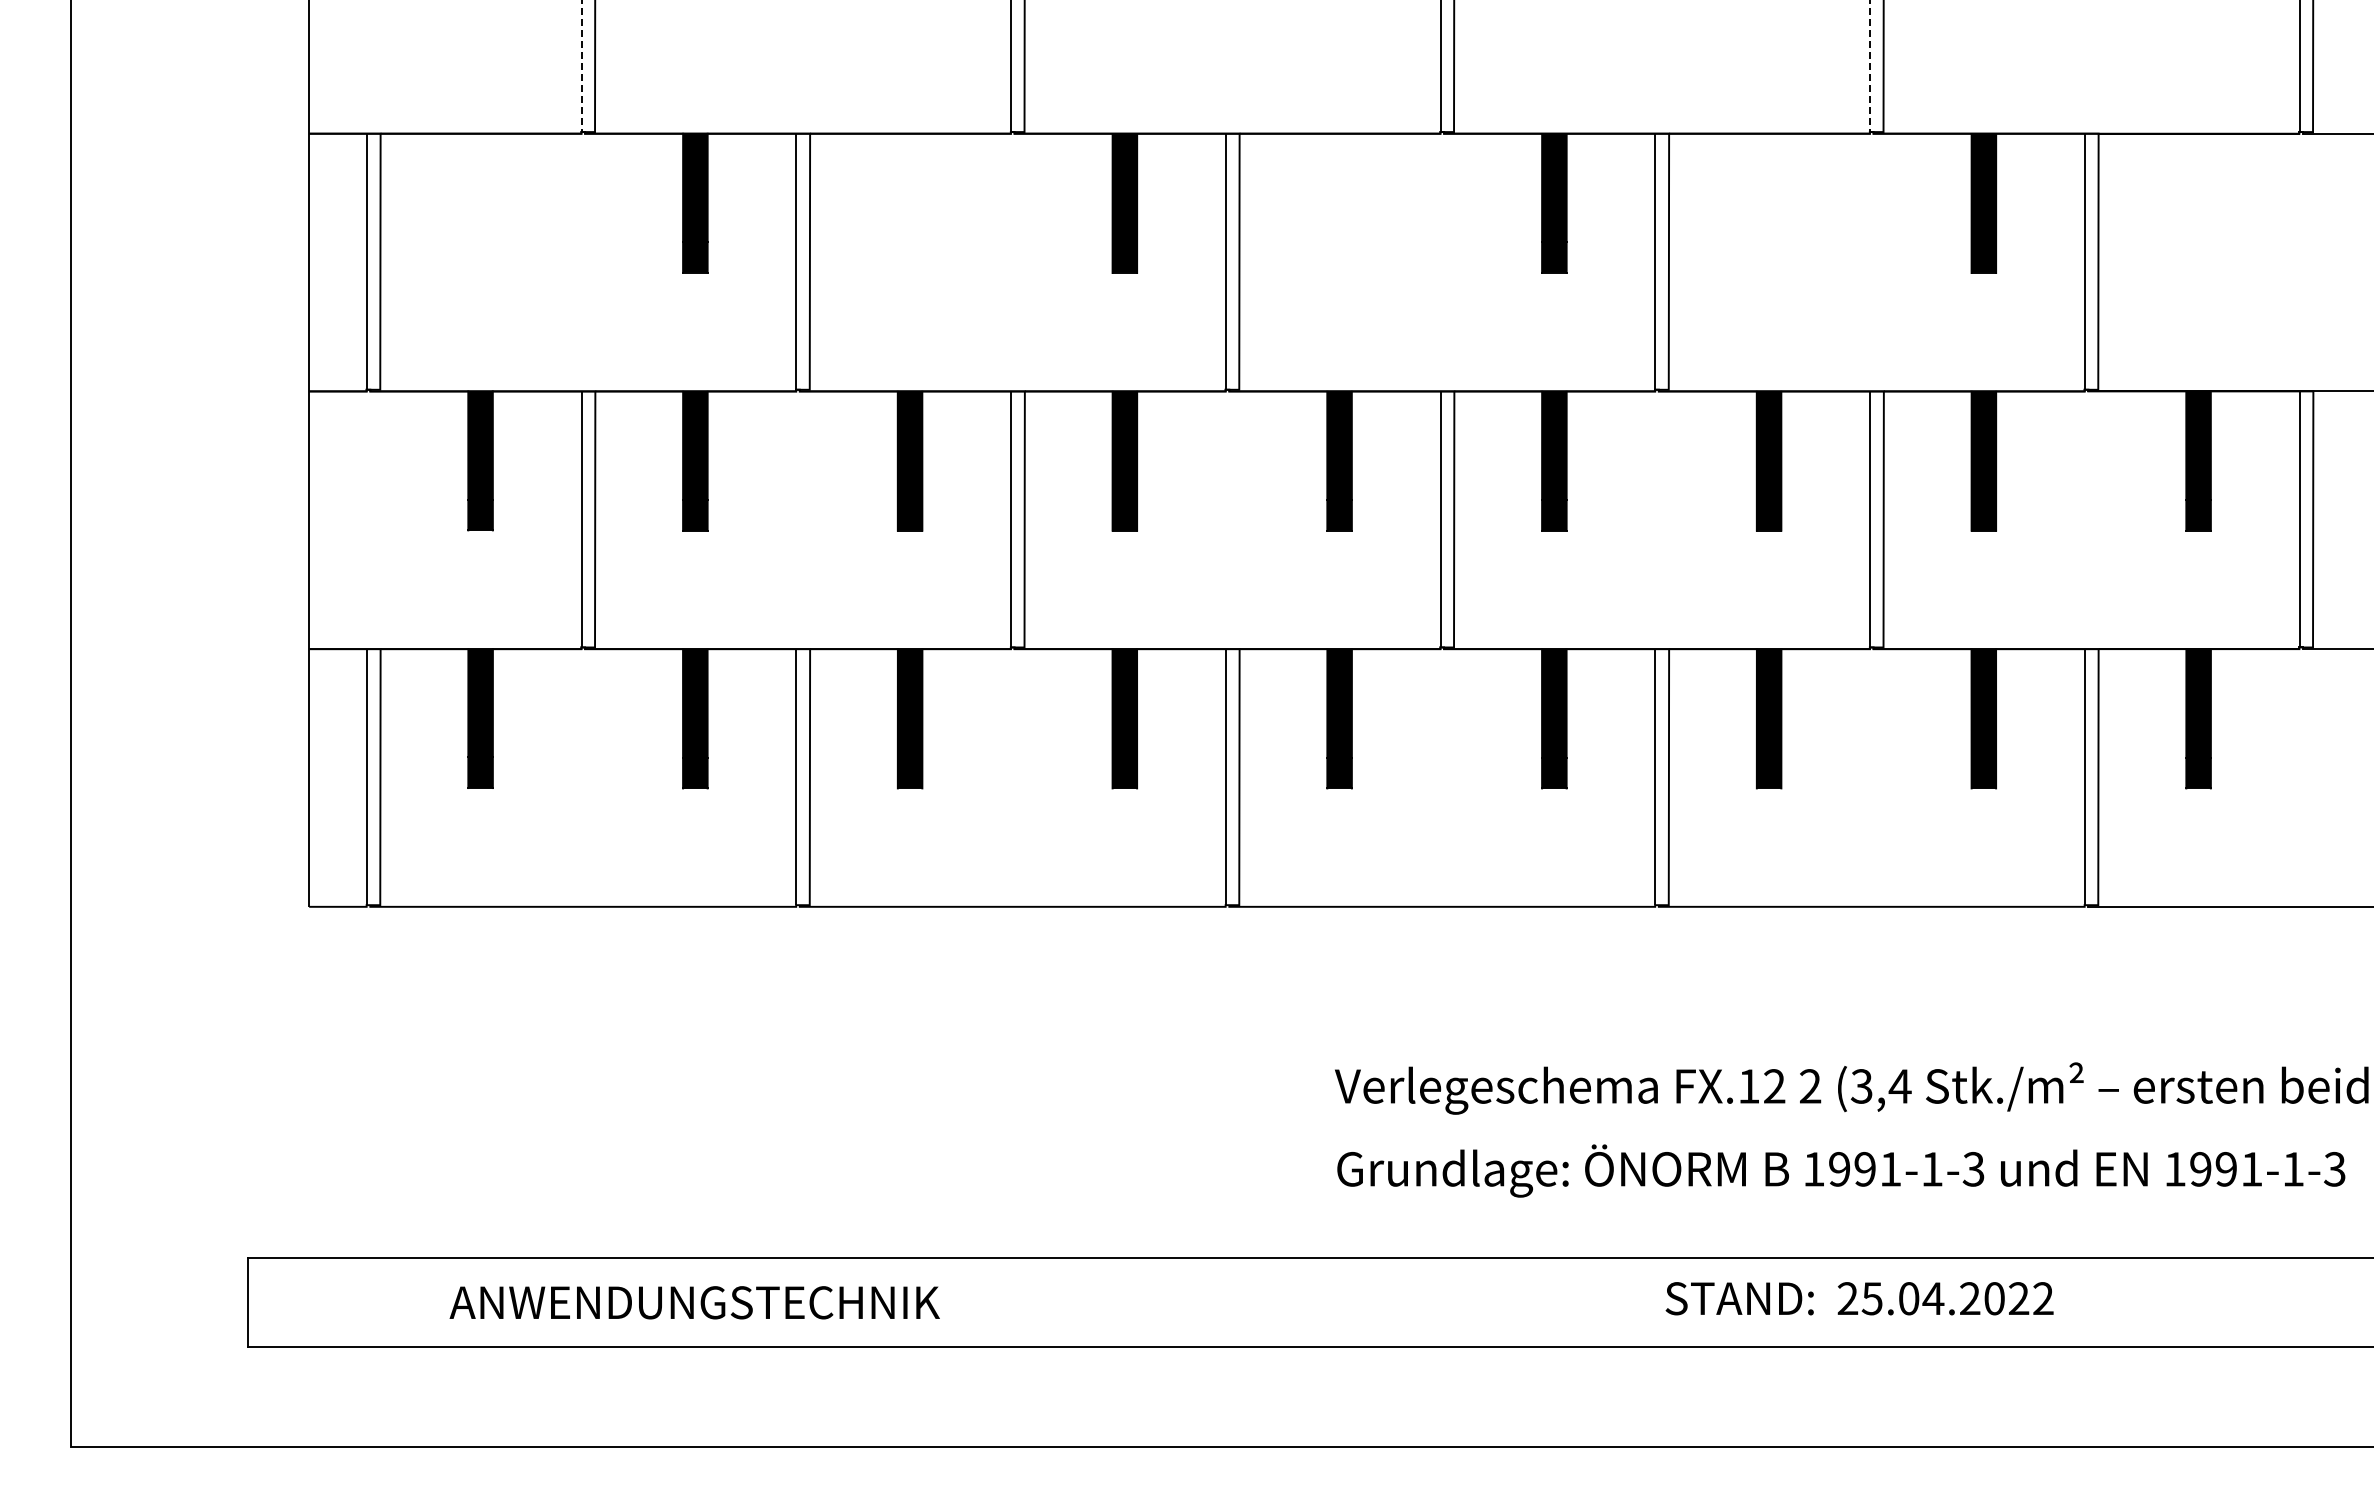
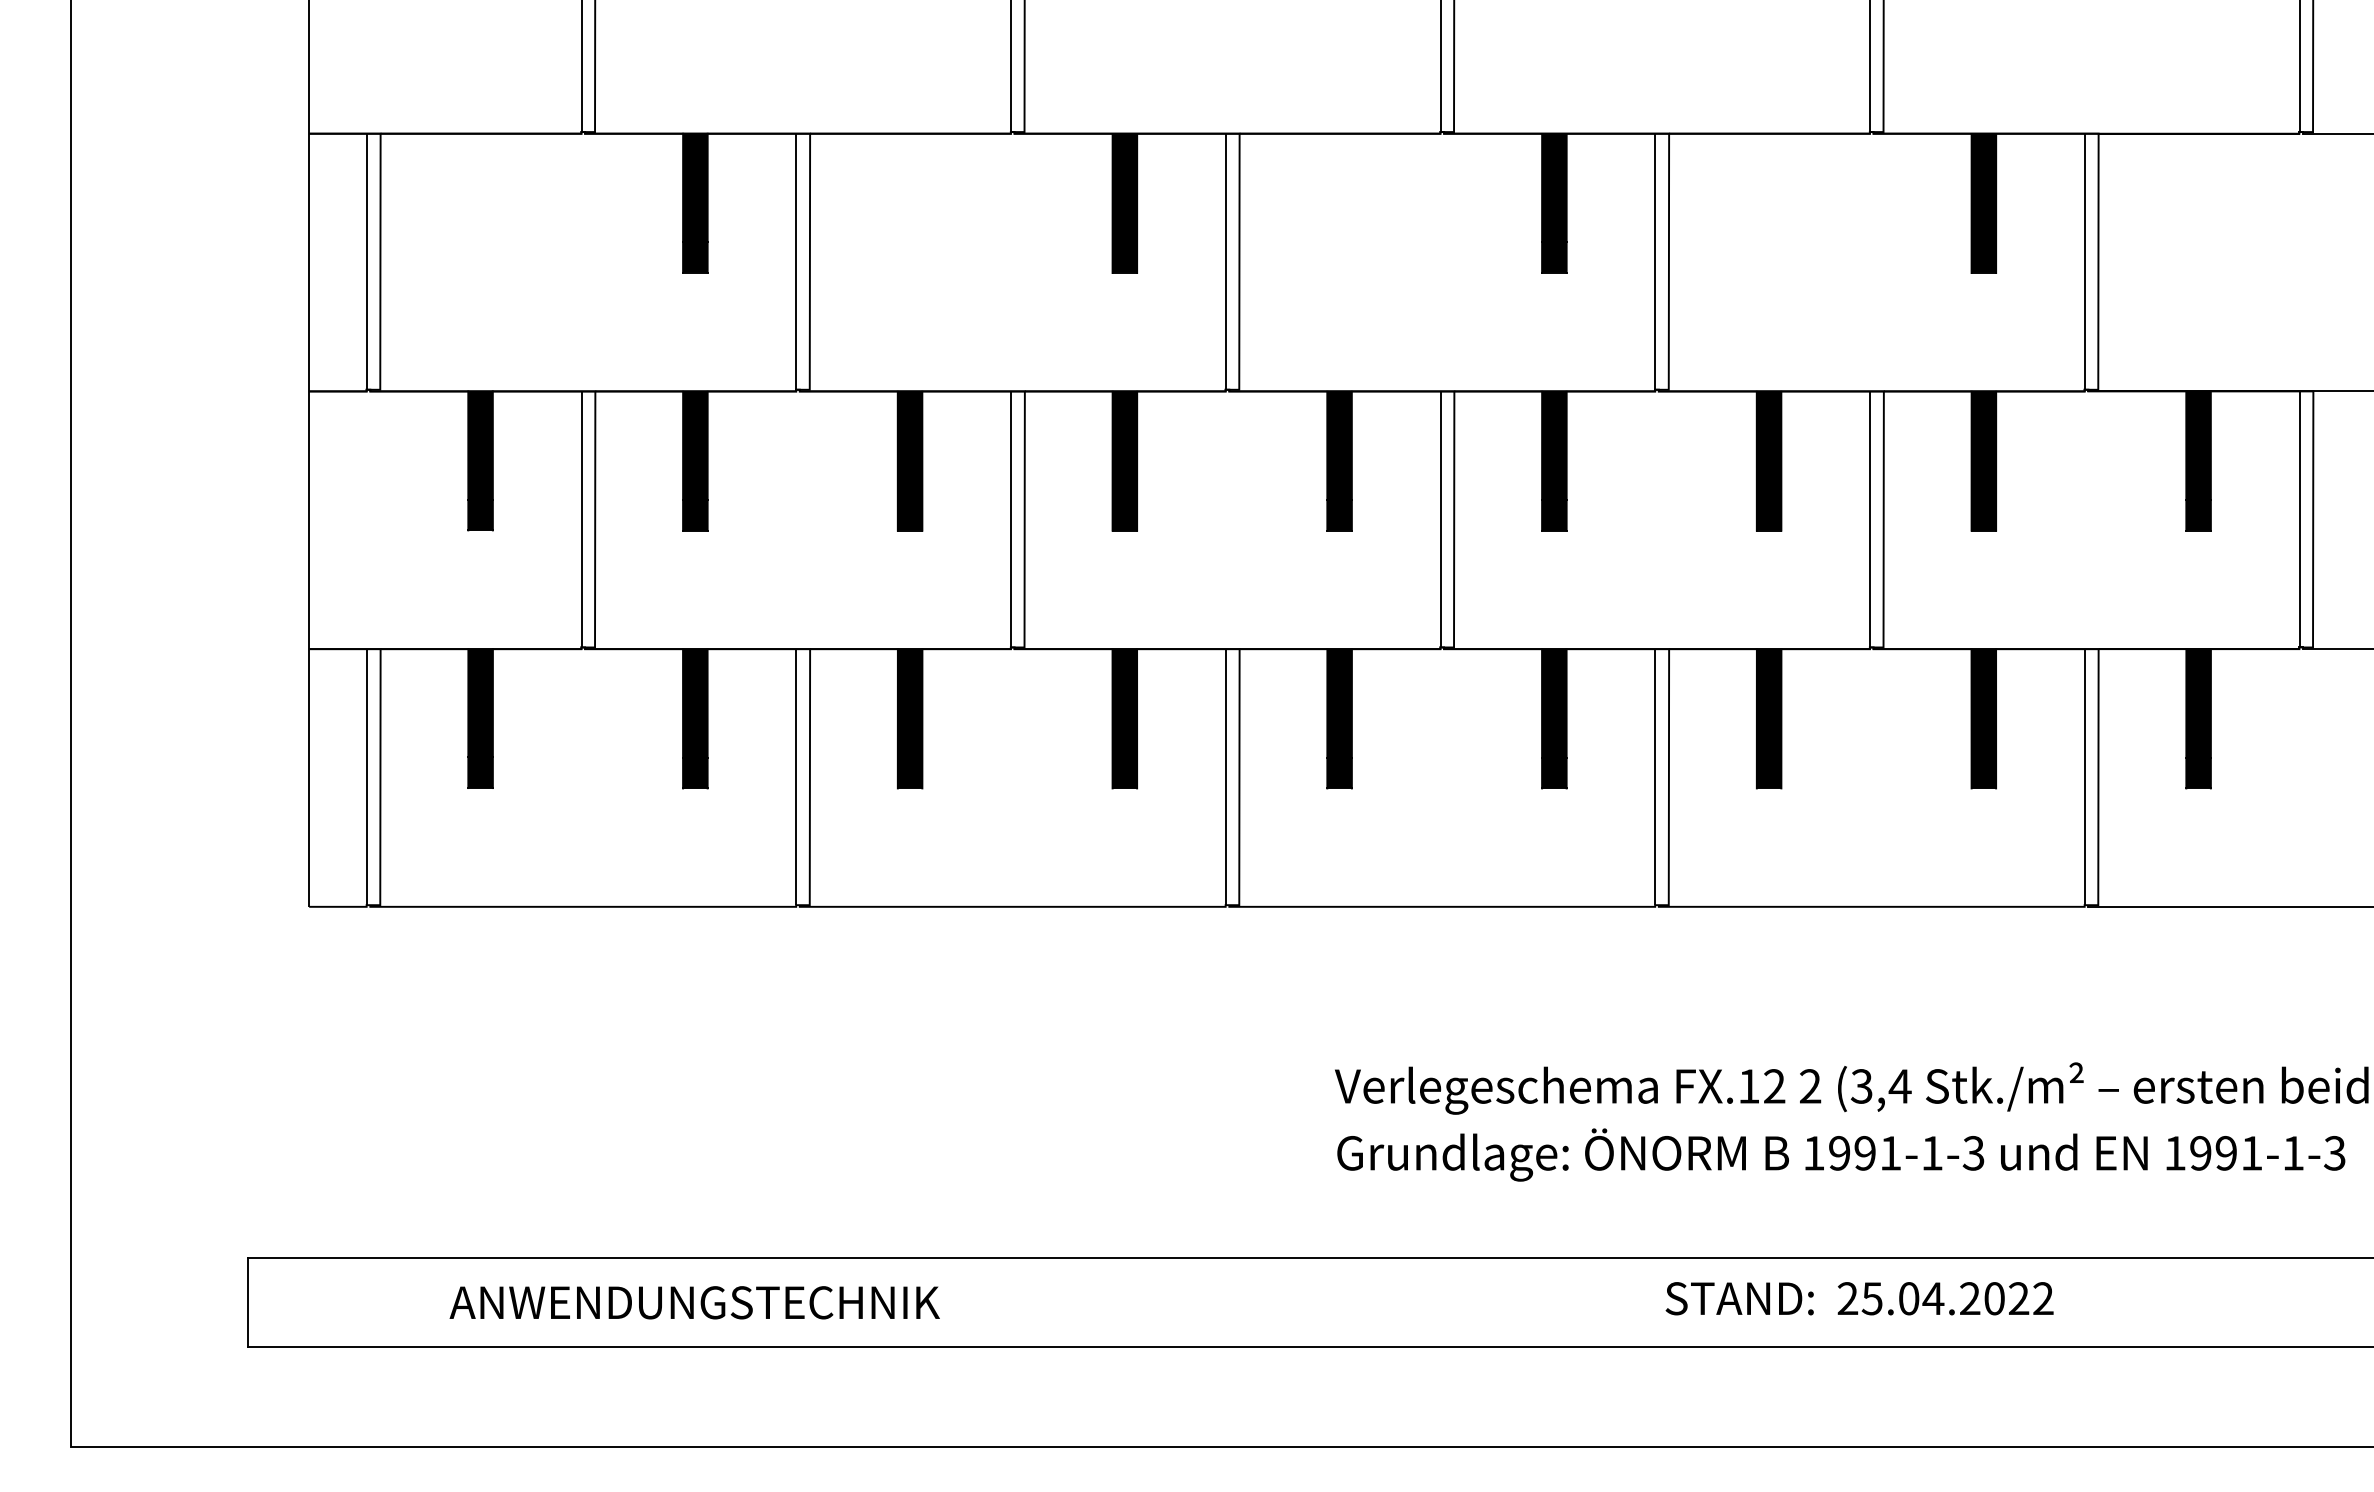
line: dashed -> solid (581, 66)
line: dashed -> solid (1870, 66)
text position: (1841, 1170) -> (1841, 1154) (1841, 1154)
